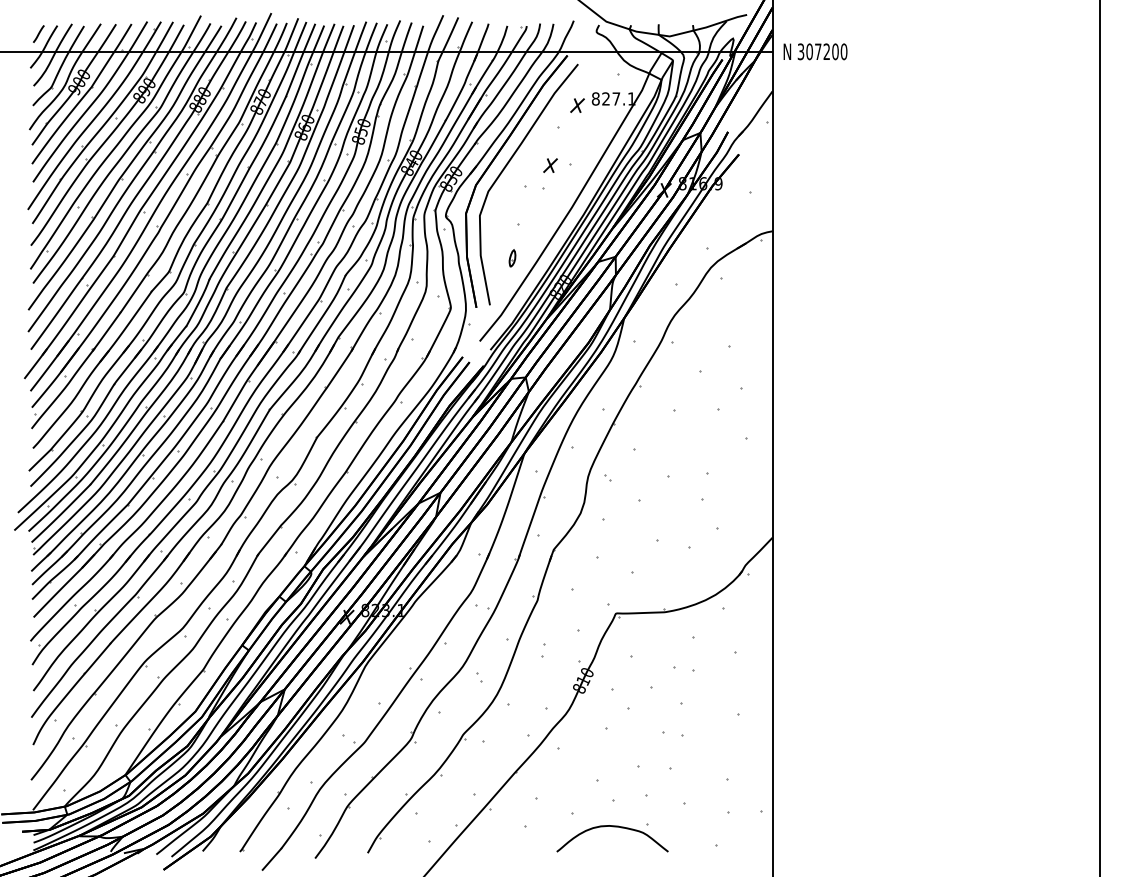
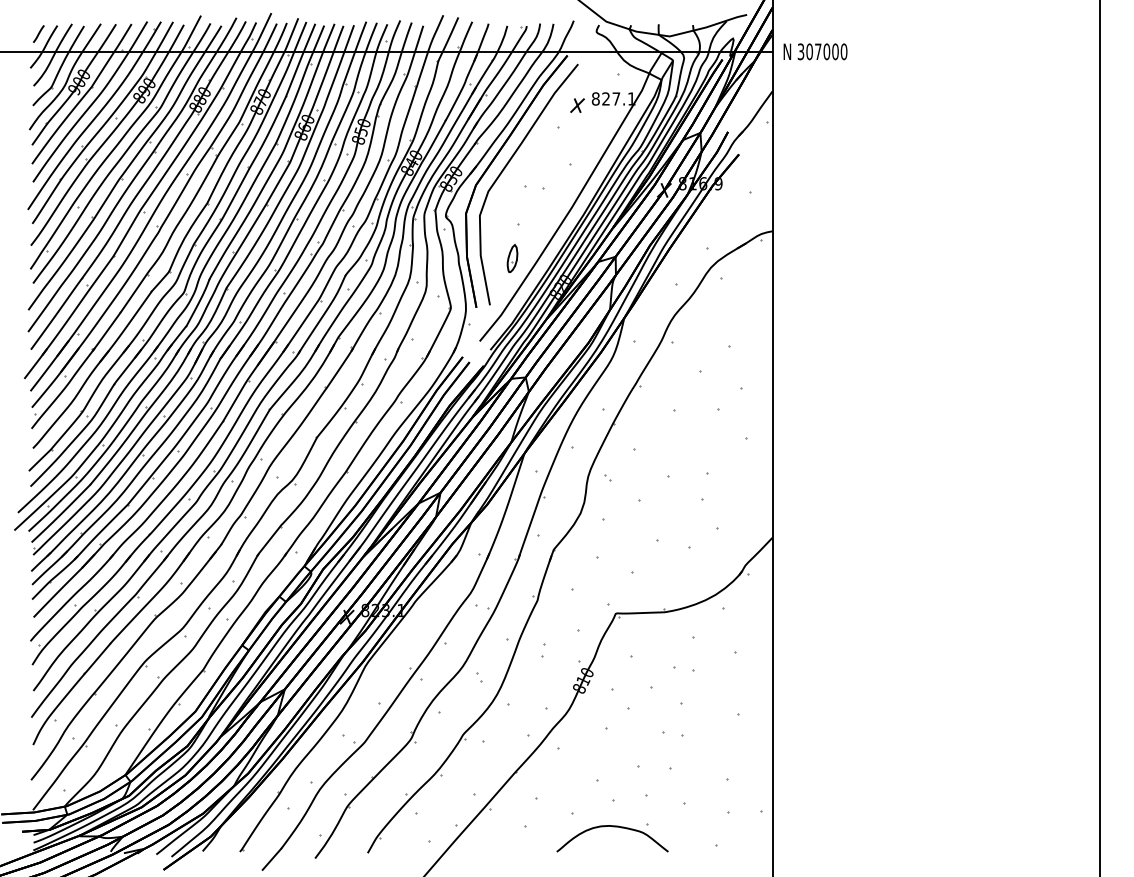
text: 307200 -> 307000 (826, 51)
part: present -> none (550, 165)
part size: 9x19 px -> 13x30 px (512, 257)
